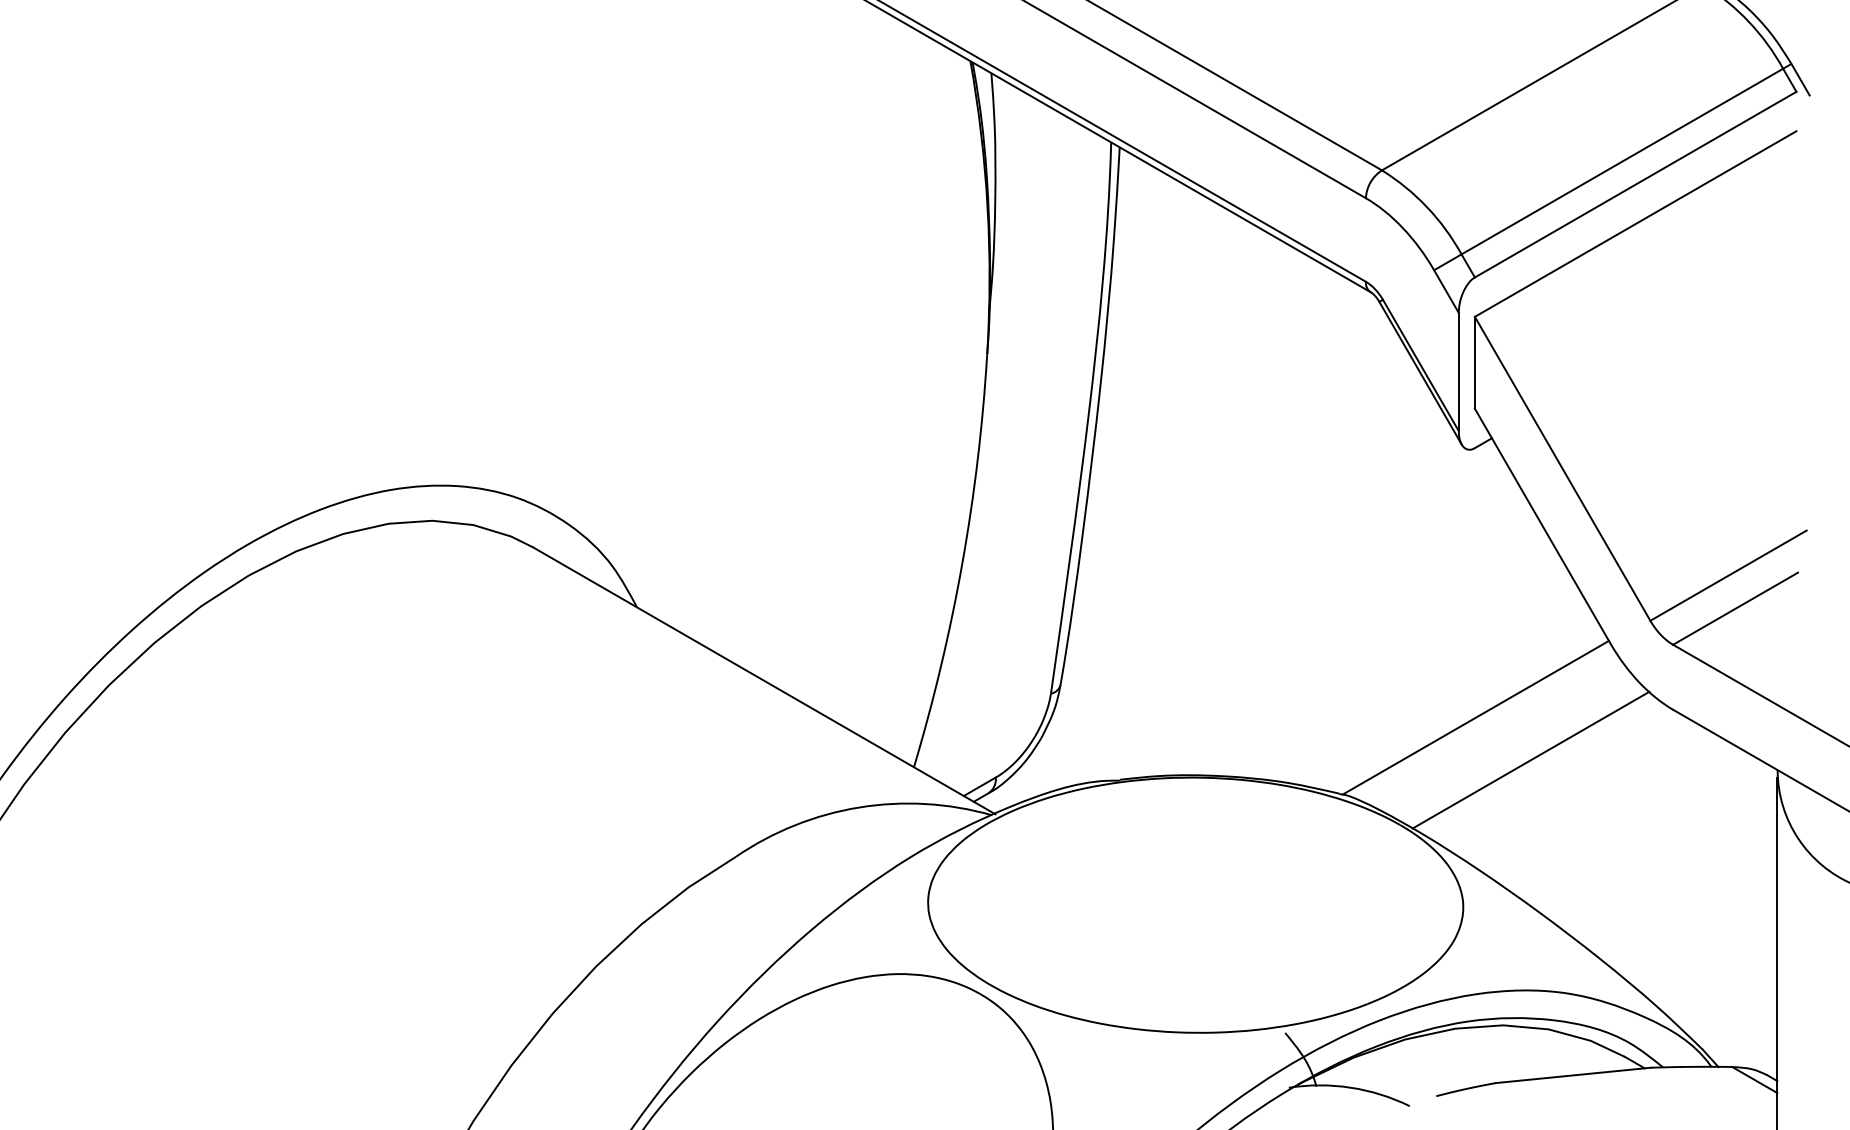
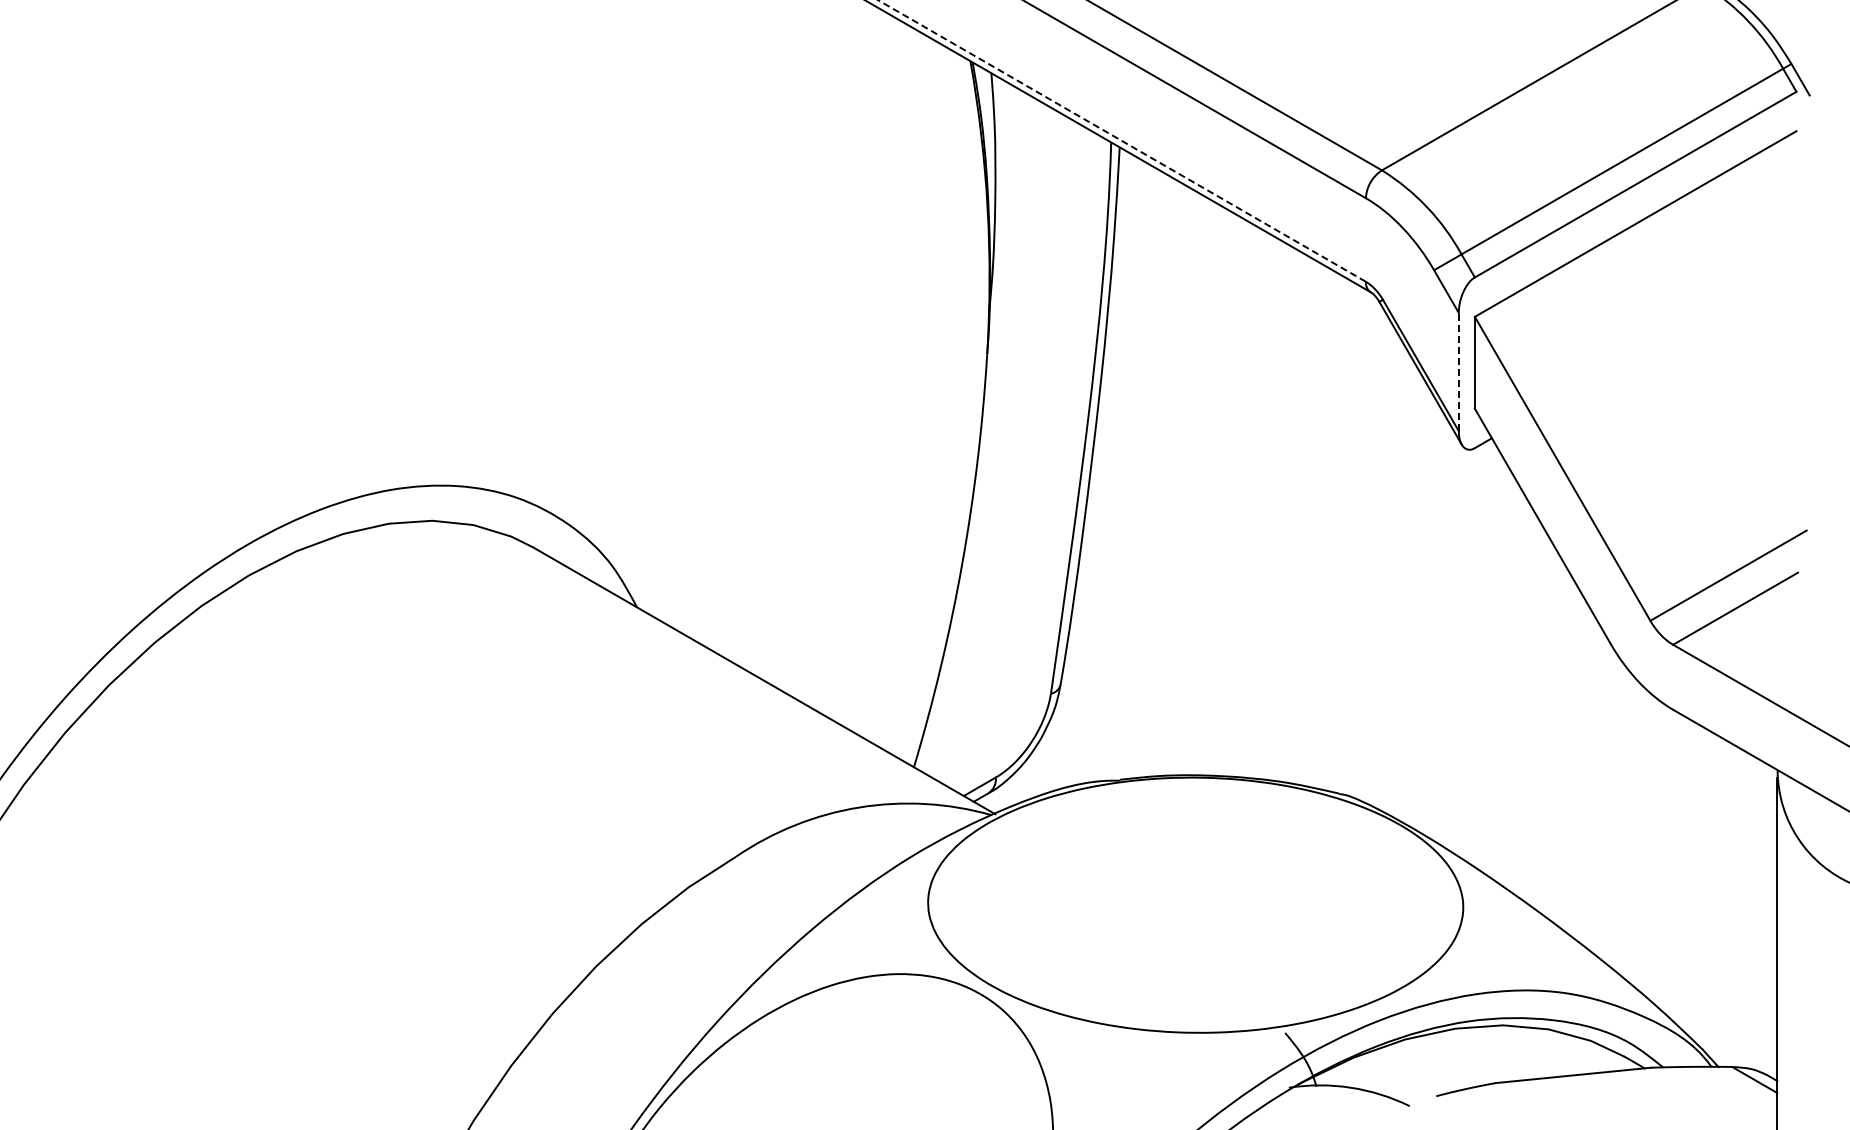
line: solid -> dashed (1121, 140)
line: solid -> dashed (1458, 371)
line: present -> none (1475, 717)
line: present -> none (1530, 759)
